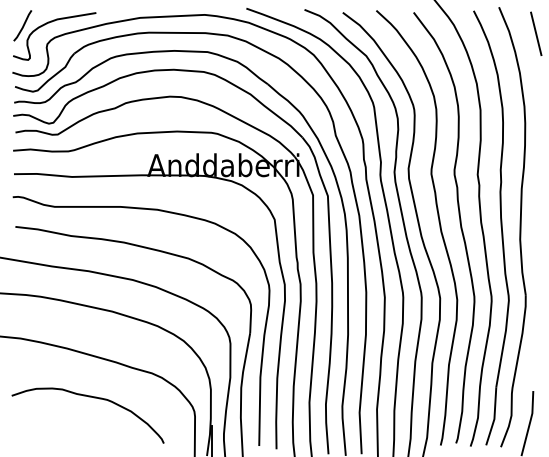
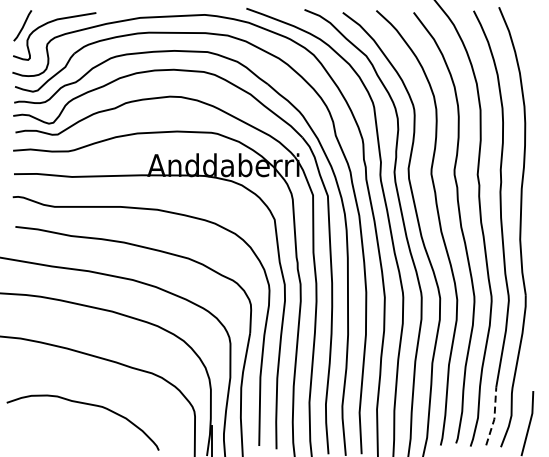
line: present -> none (536, 33)
curve position: (88, 397) -> (83, 404) (83, 404)
line: solid -> dashed (494, 417)
